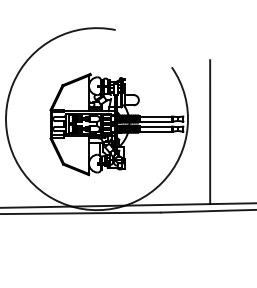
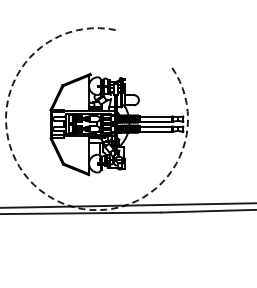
line: present -> none (210, 132)
arc: solid -> dashed (46, 194)
